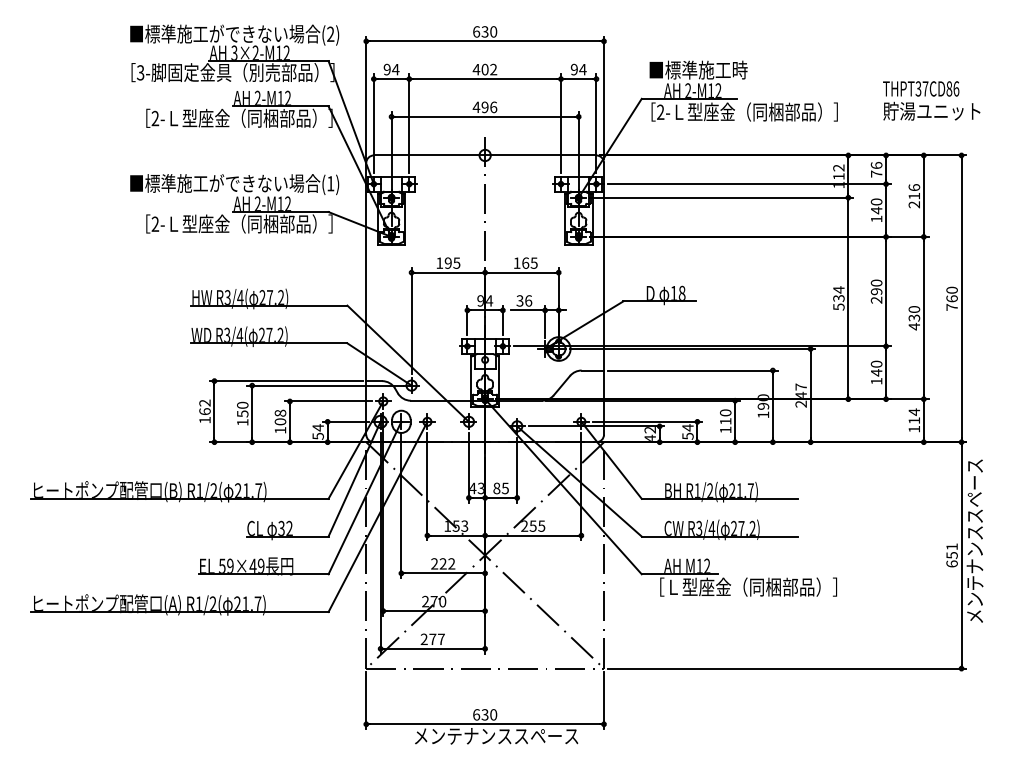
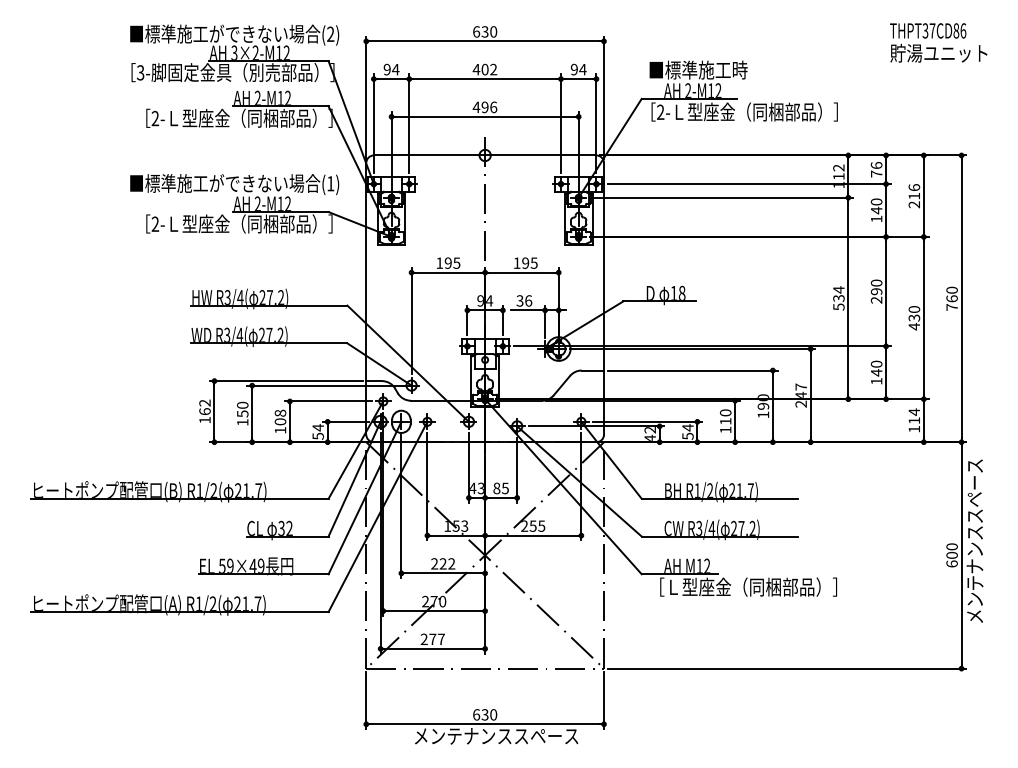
text position: (931, 100) -> (938, 42) (938, 42)
text: 165 -> 195 (525, 262)
text: 651 -> 600 (951, 550)
